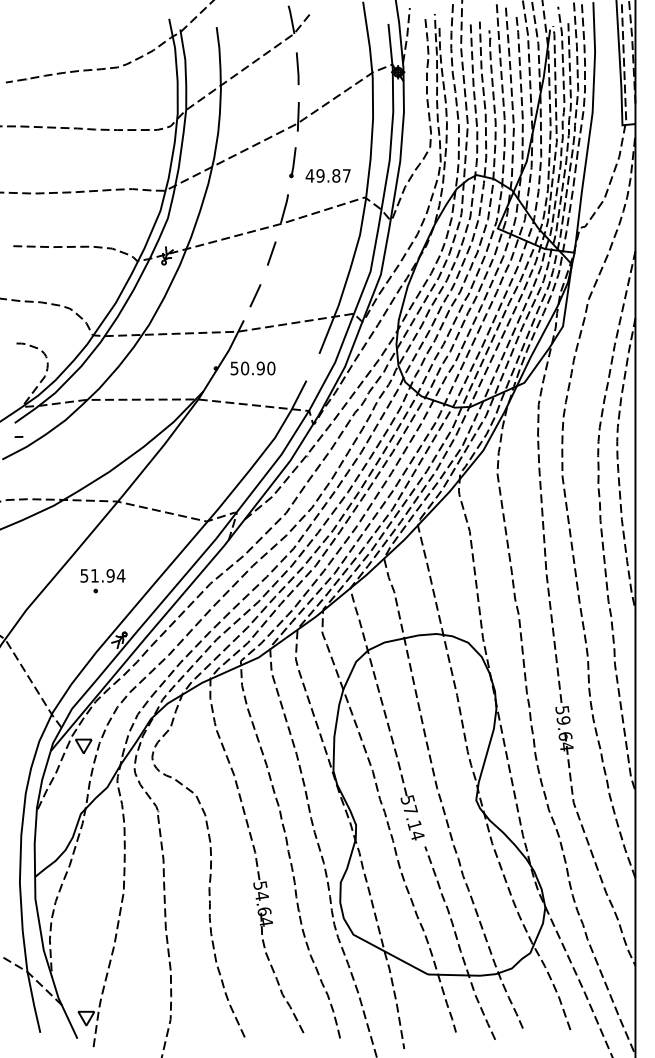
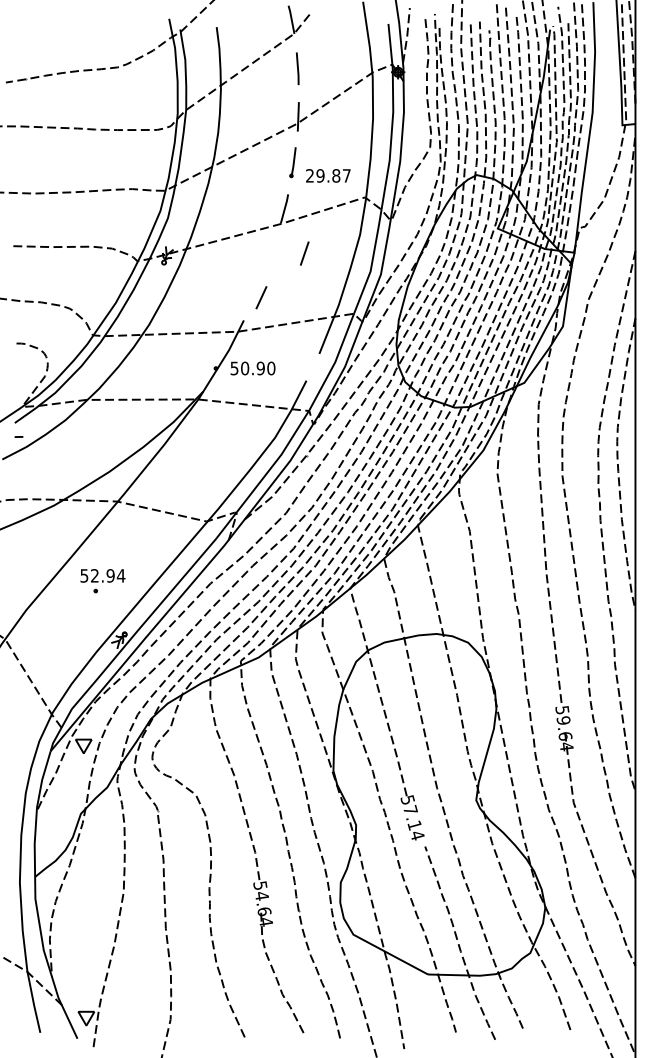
text: 49.87 -> 29.87 (309, 175)
line position: (271, 253) -> (304, 253) (304, 253)
line position: (255, 295) -> (261, 297) (261, 297)
text: 51.94 -> 52.94 (94, 575)
